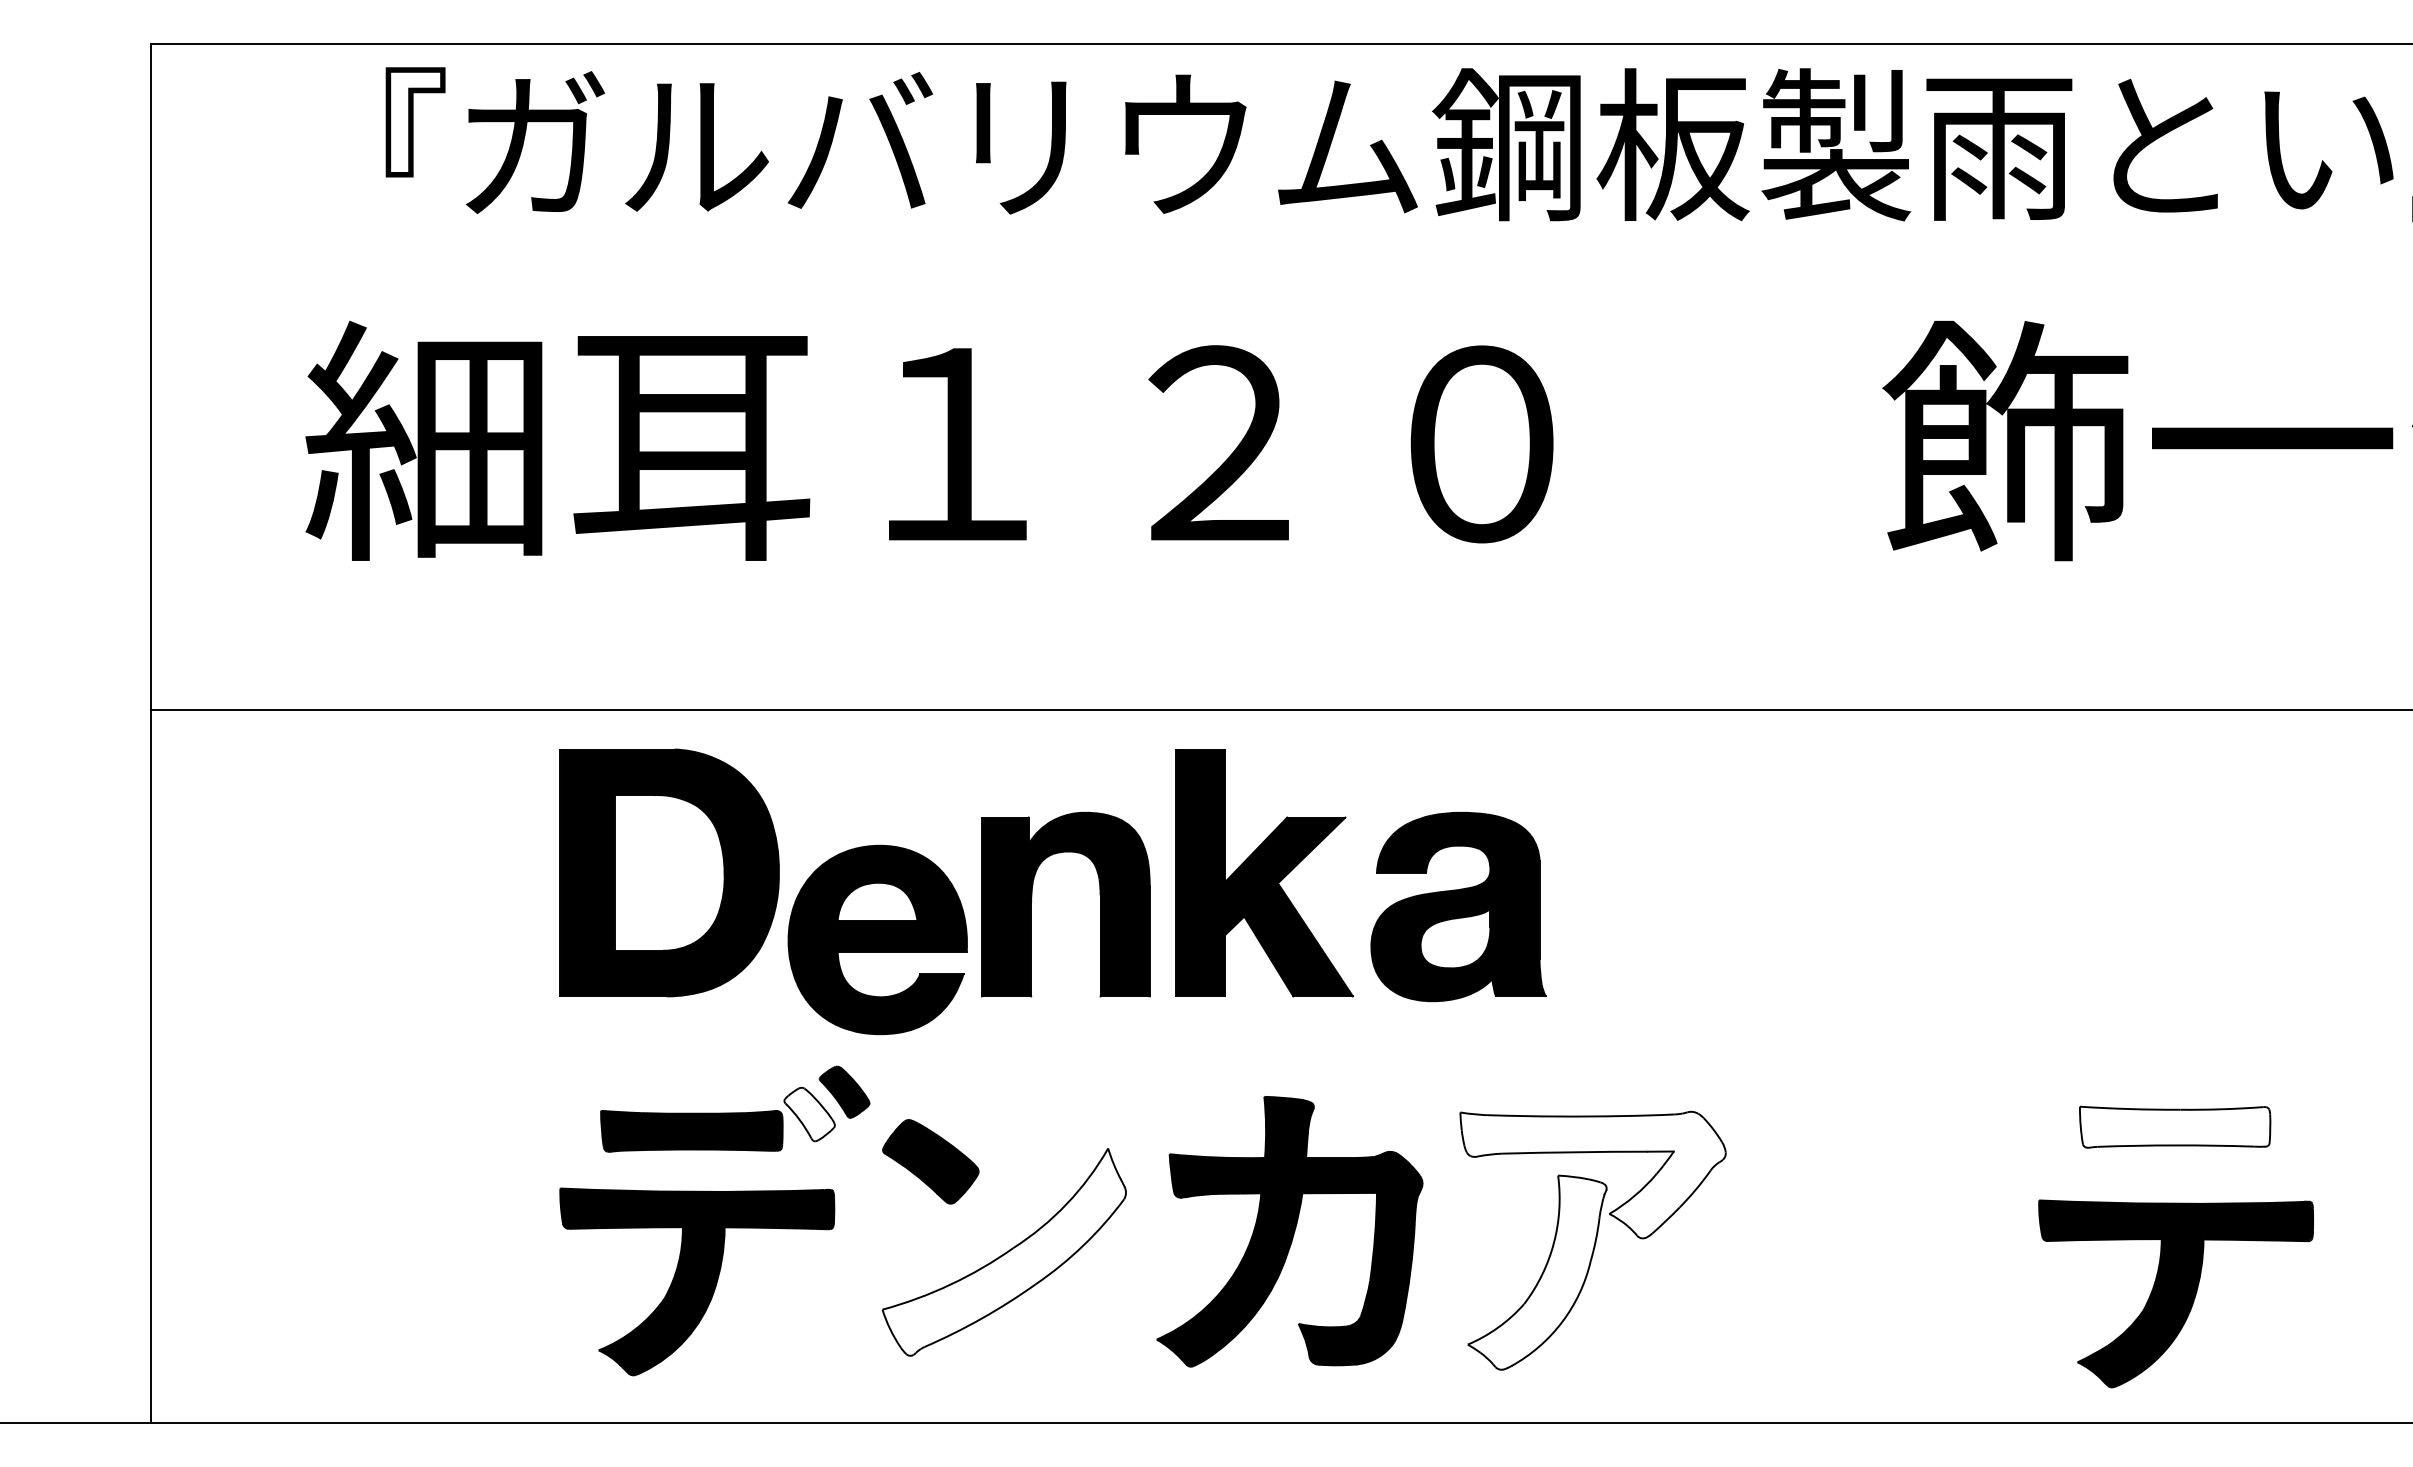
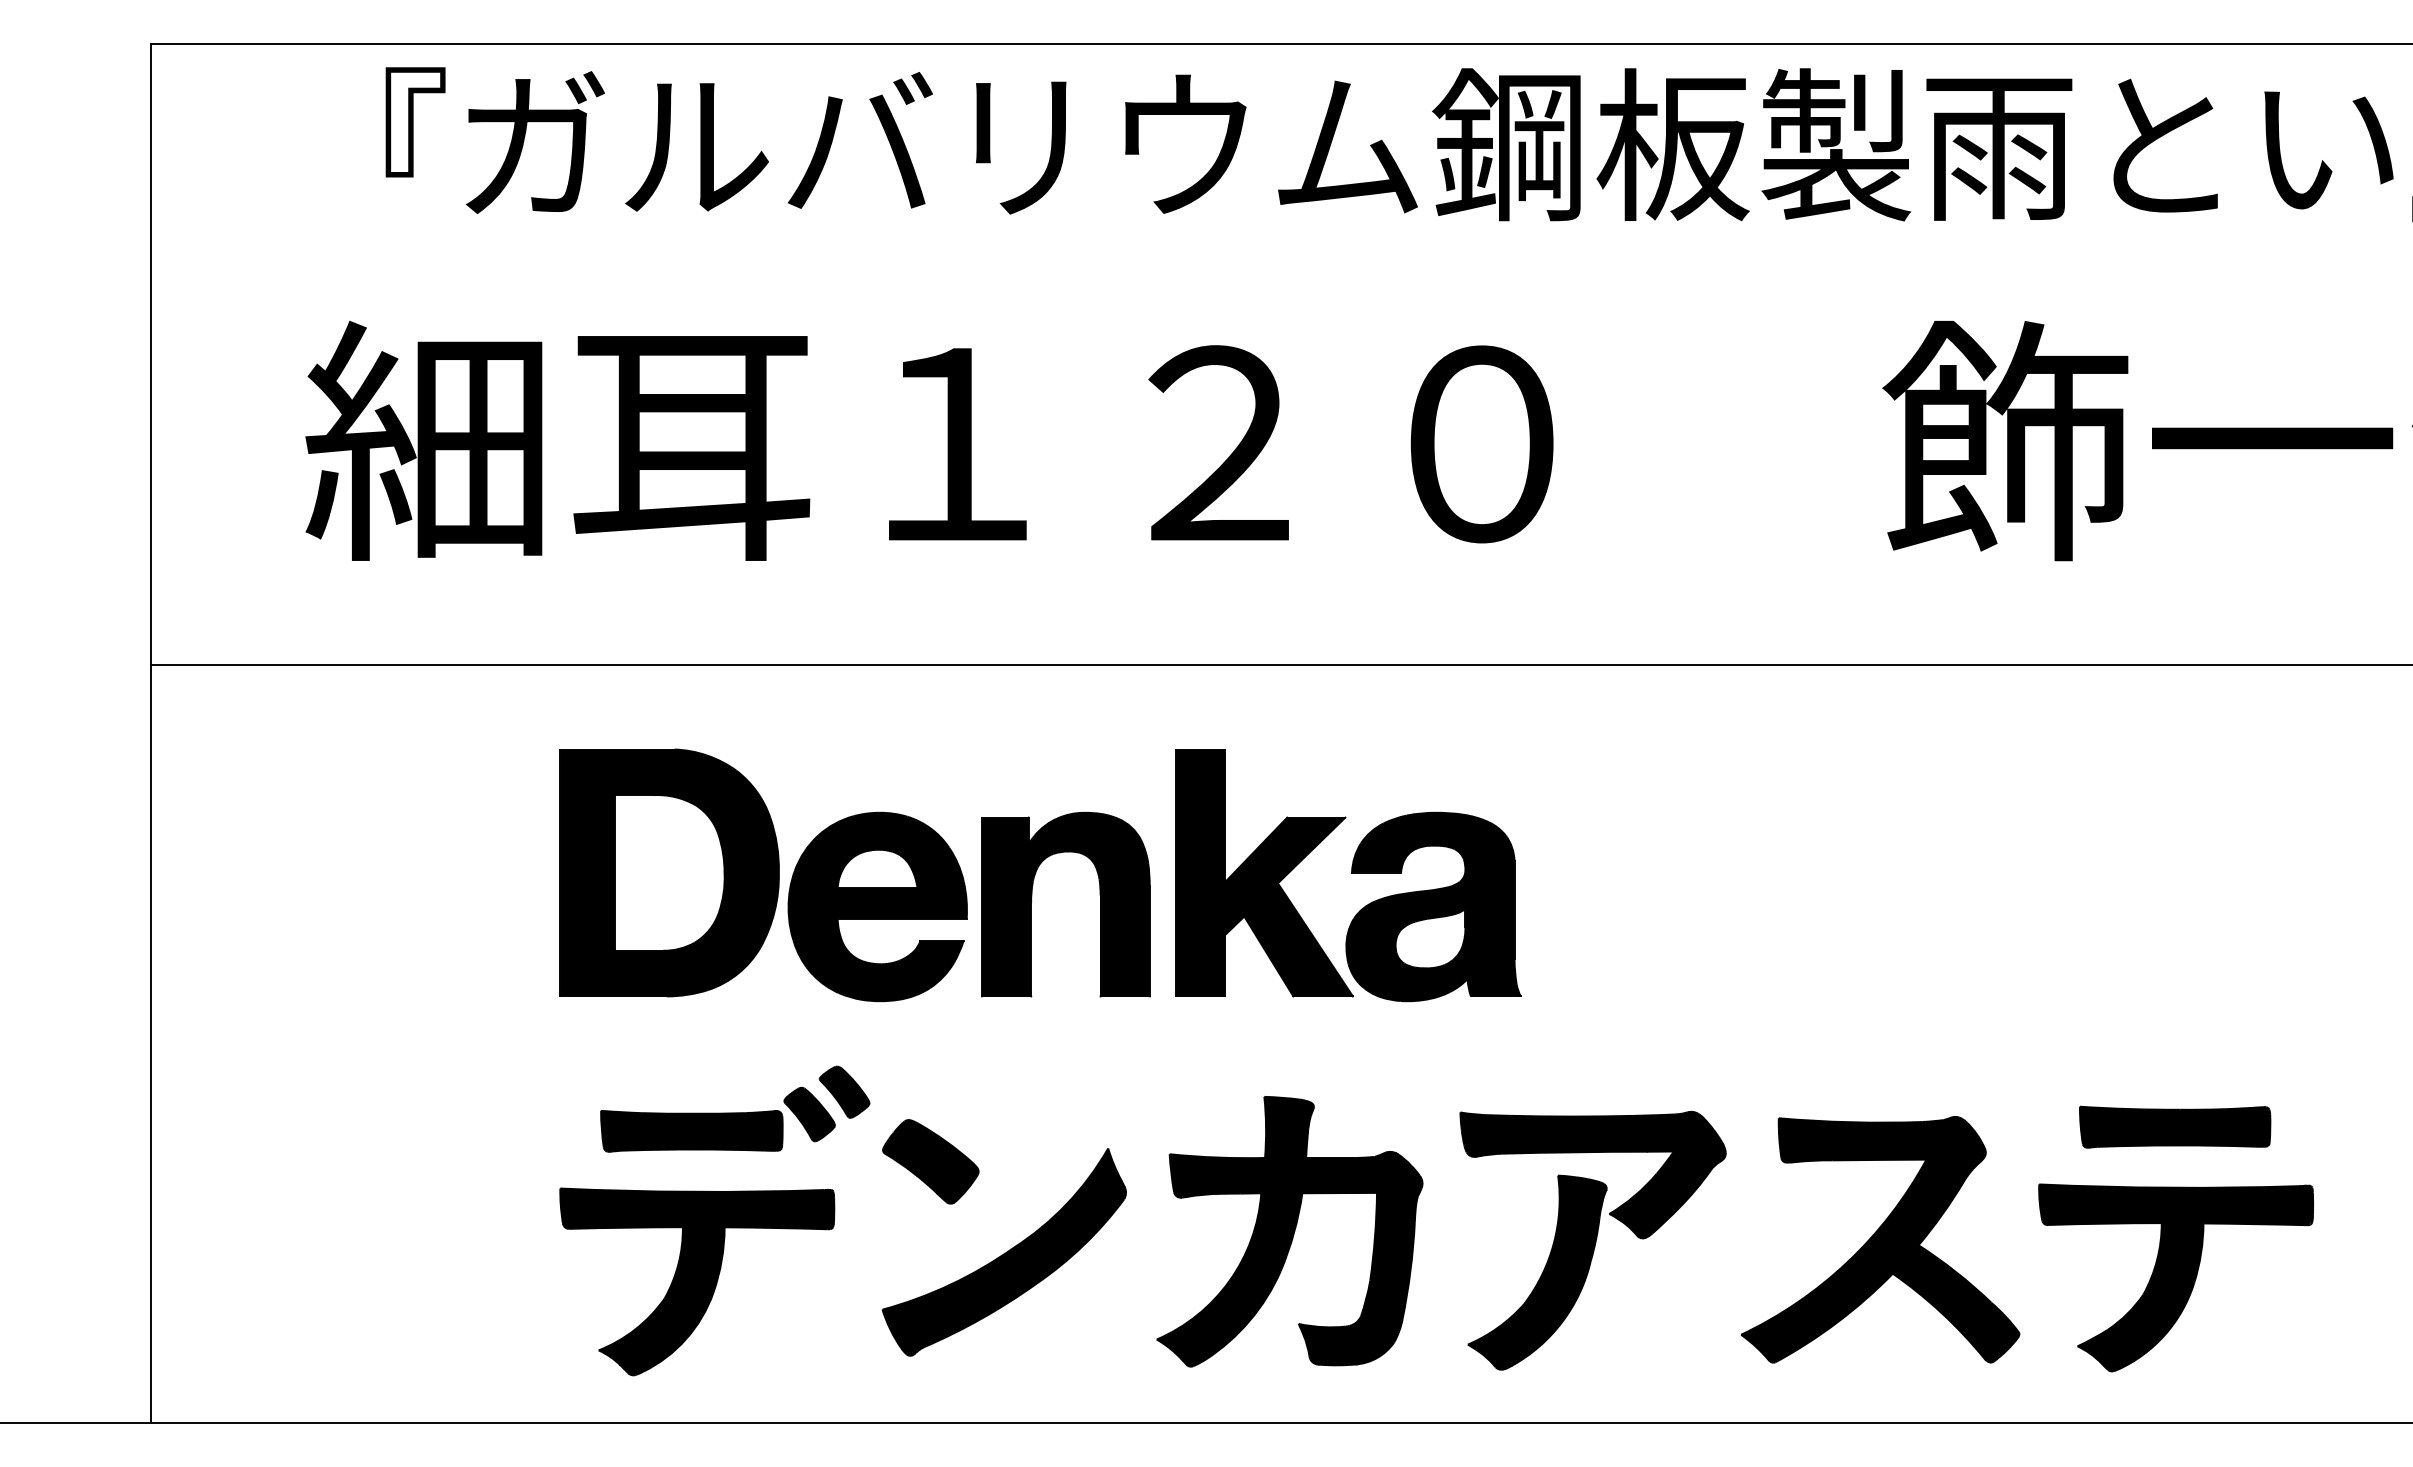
line position: (1279, 709) -> (1279, 664) (1279, 664)
part position: (1458, 906) -> (1433, 906) (1433, 906)
part position: (877, 939) -> (877, 906) (877, 906)
fill: none -> present (809, 1114)
fill: none -> present (2174, 1126)
fill: none -> present (1592, 1174)
part: none -> present (1880, 1239)
fill: none -> present (1004, 1251)
fill: none -> present (1536, 1272)
part position: (2175, 1293) -> (2175, 1277) (2175, 1277)
